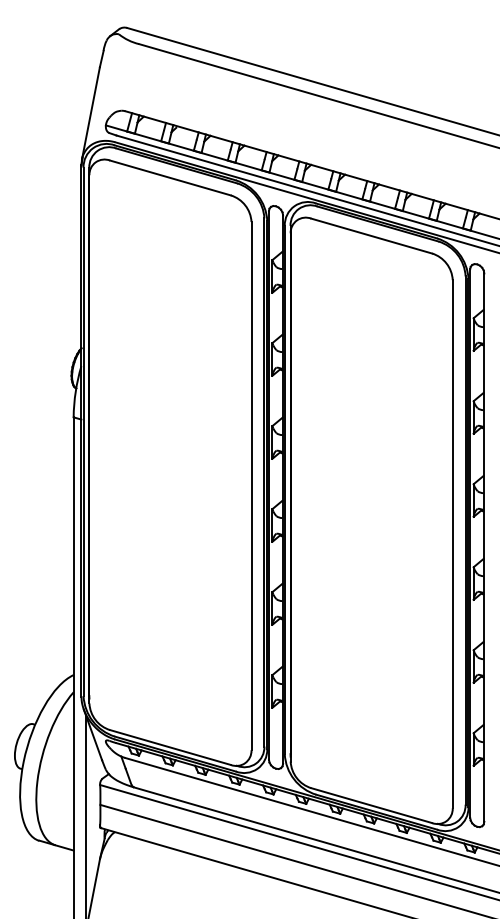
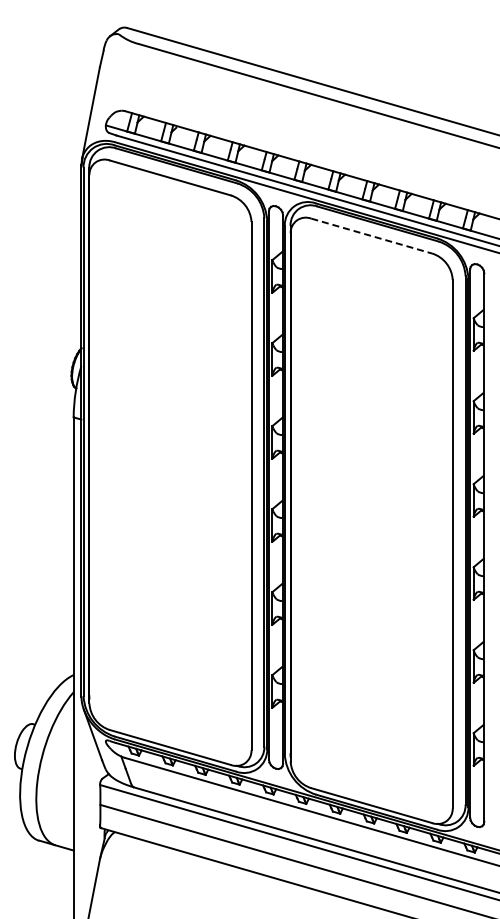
line: solid -> dashed (371, 236)
line: present -> none (86, 815)
